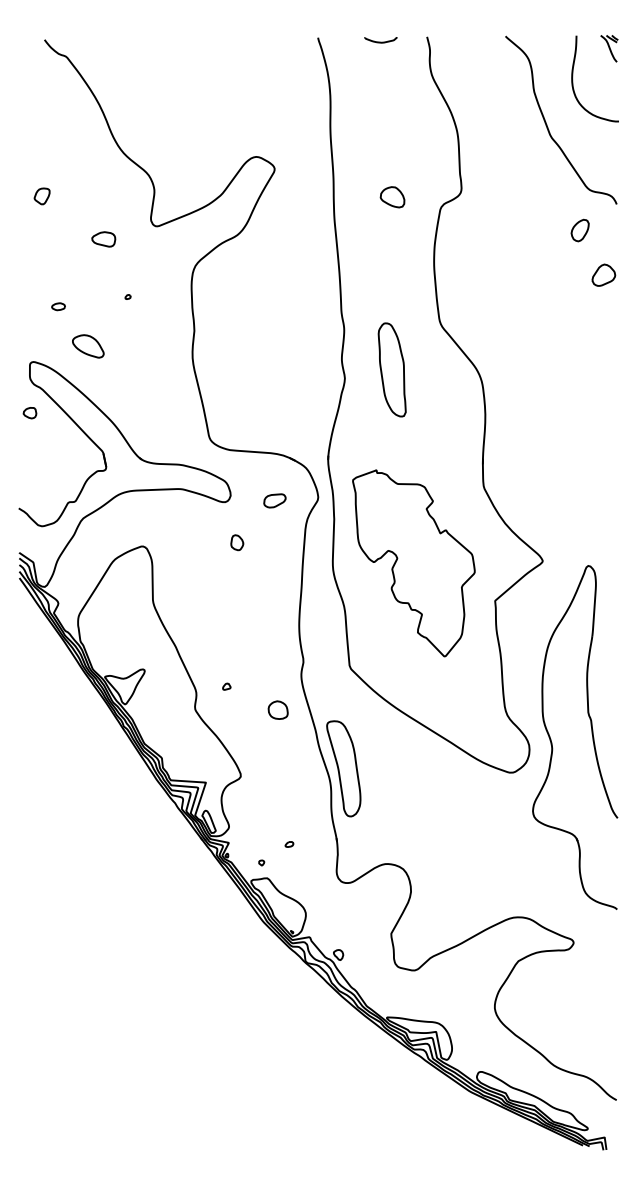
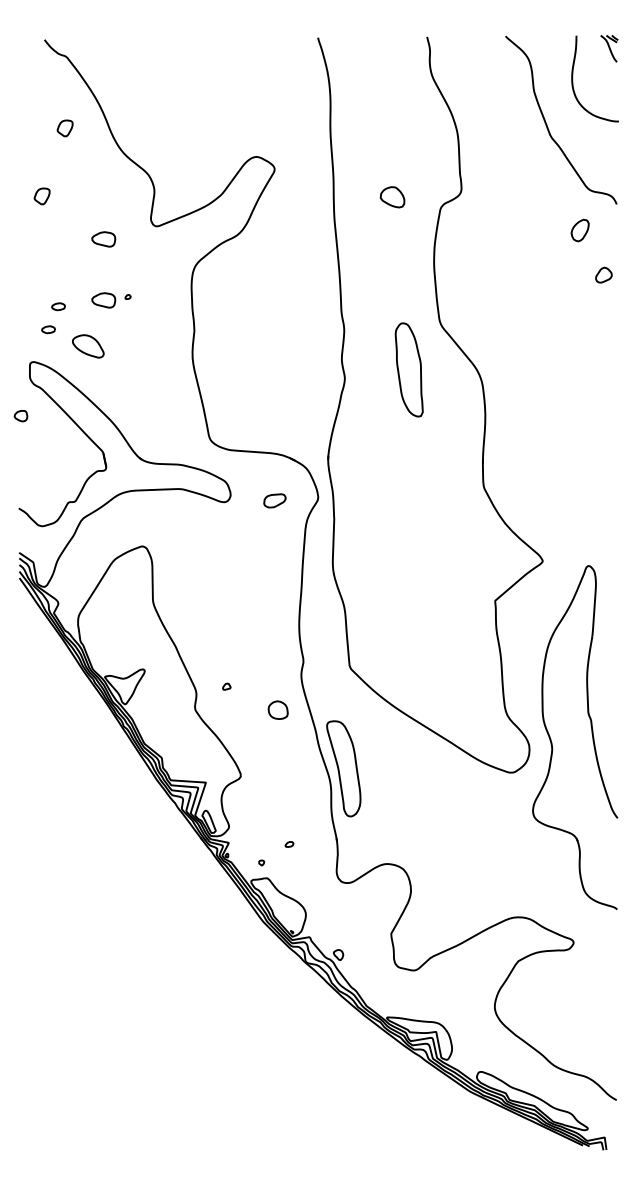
curve: present -> none (380, 41)
part: none -> present (64, 128)
part size: 26x24 px -> 18x18 px (603, 274)
part: none -> present (103, 300)
part: none -> present (48, 329)
part position: (391, 369) -> (408, 369) (408, 369)
part position: (29, 413) -> (20, 416) (20, 416)
part: present -> none (237, 542)
part: present -> none (413, 563)
